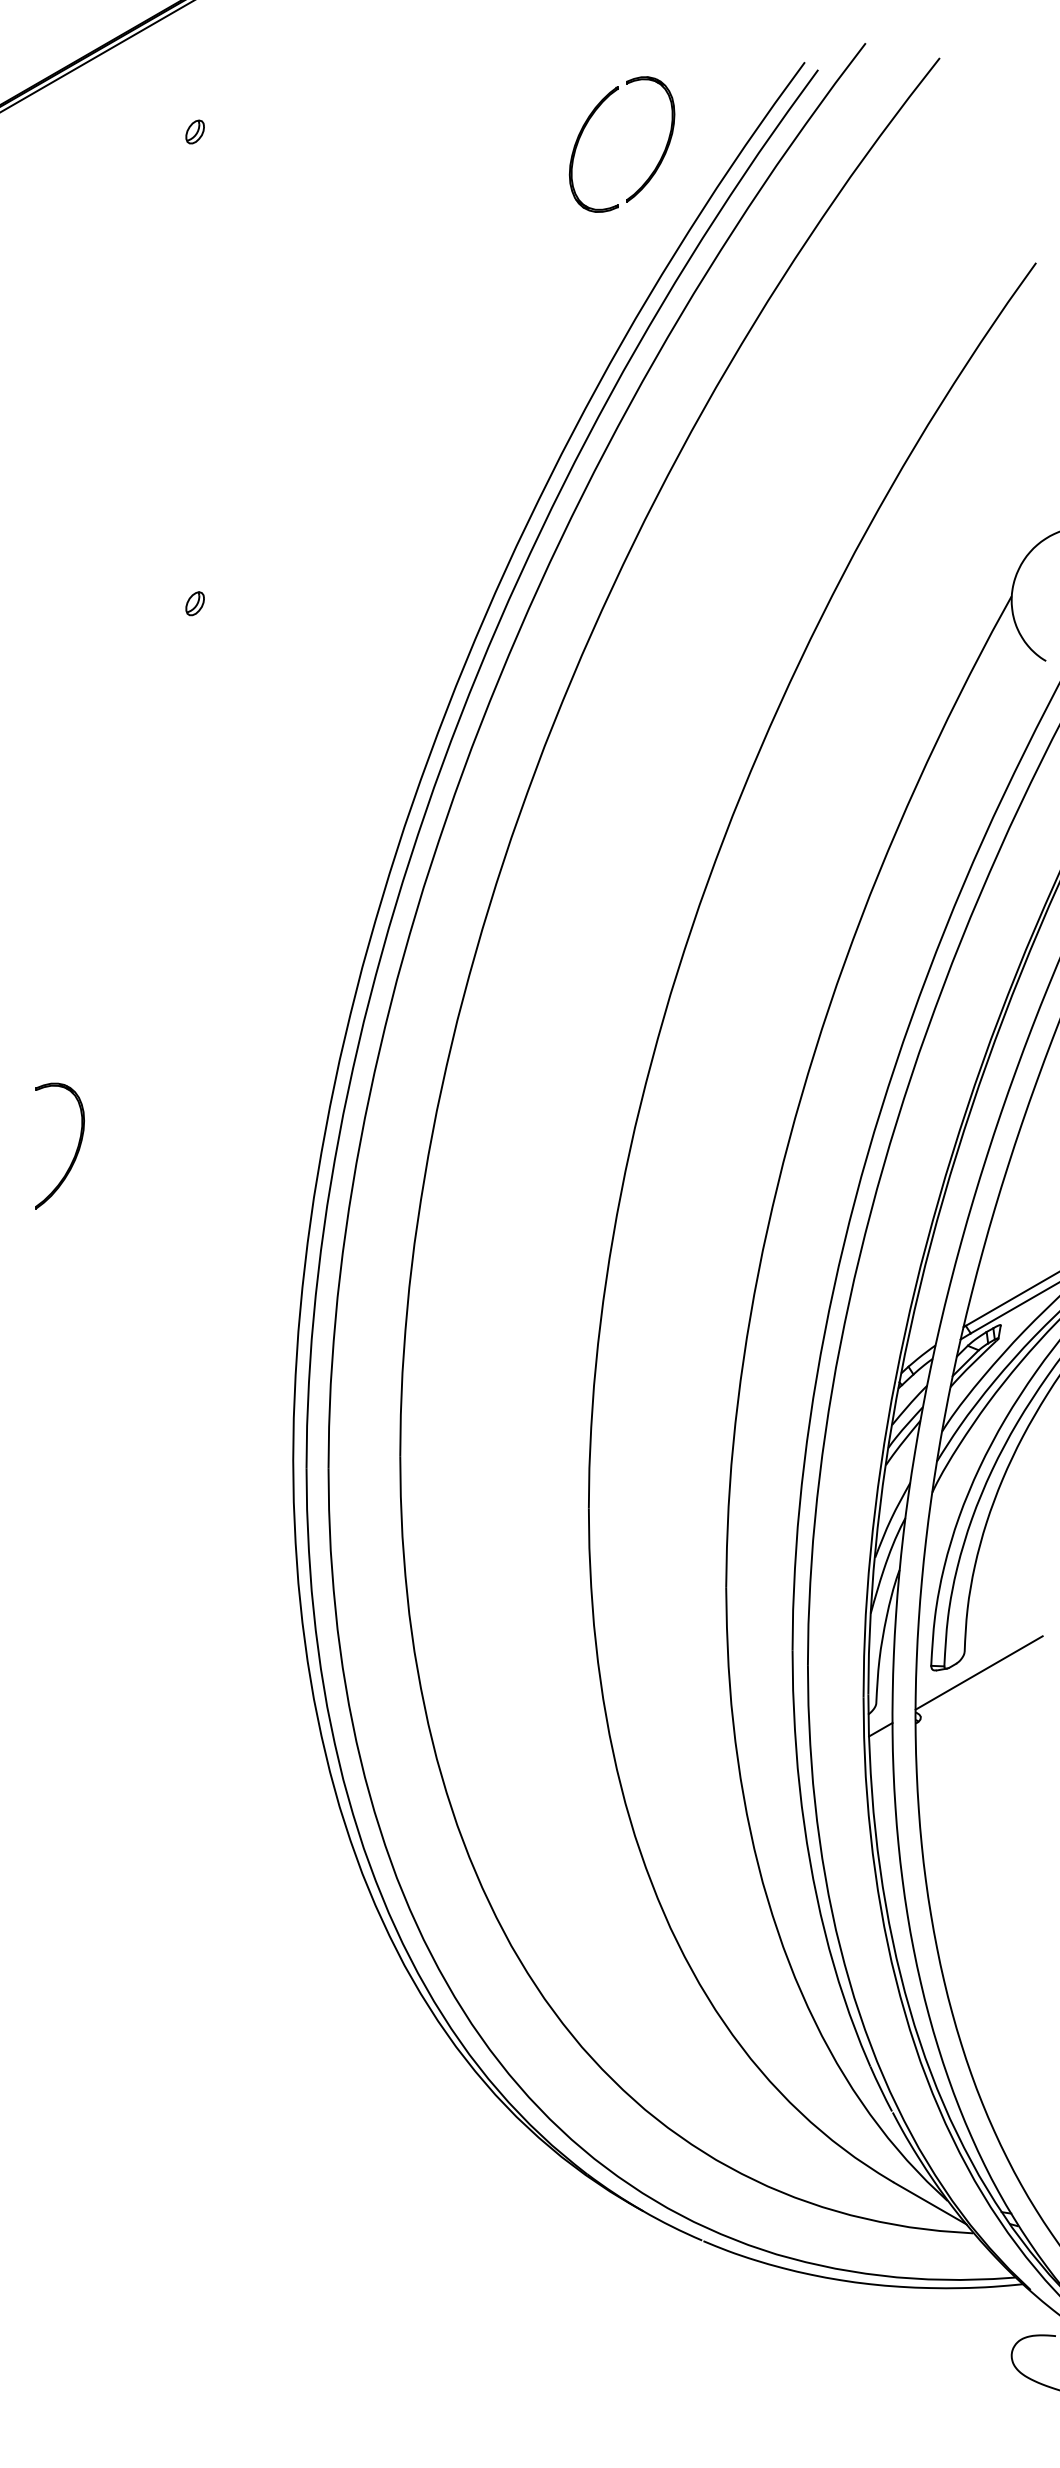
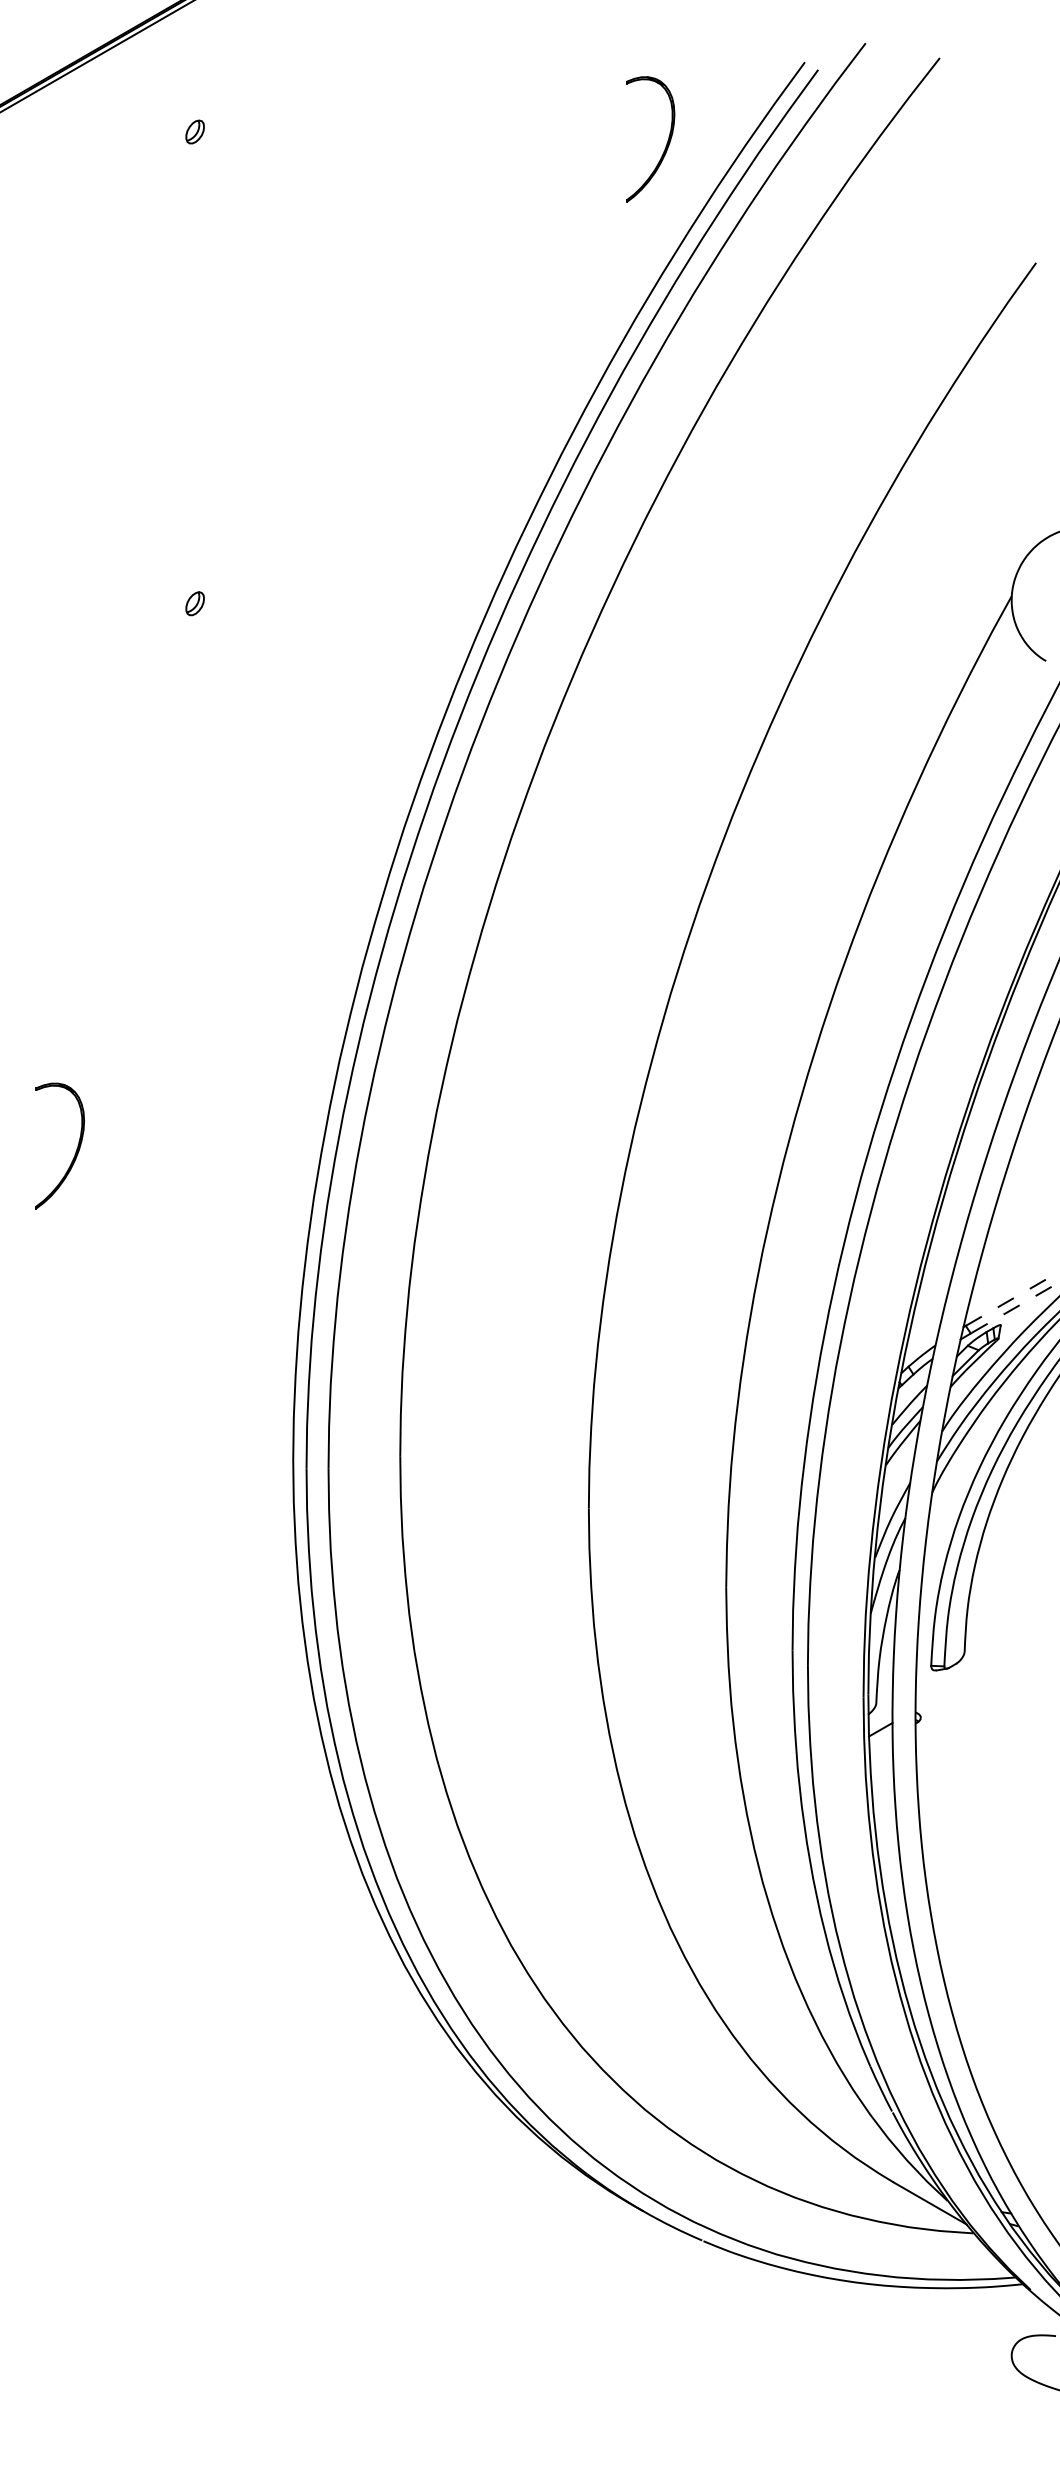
part: present -> none (578, 143)
line: solid -> dashed (1013, 1298)
line: solid -> dashed (1014, 1308)
line: present -> none (978, 1672)
